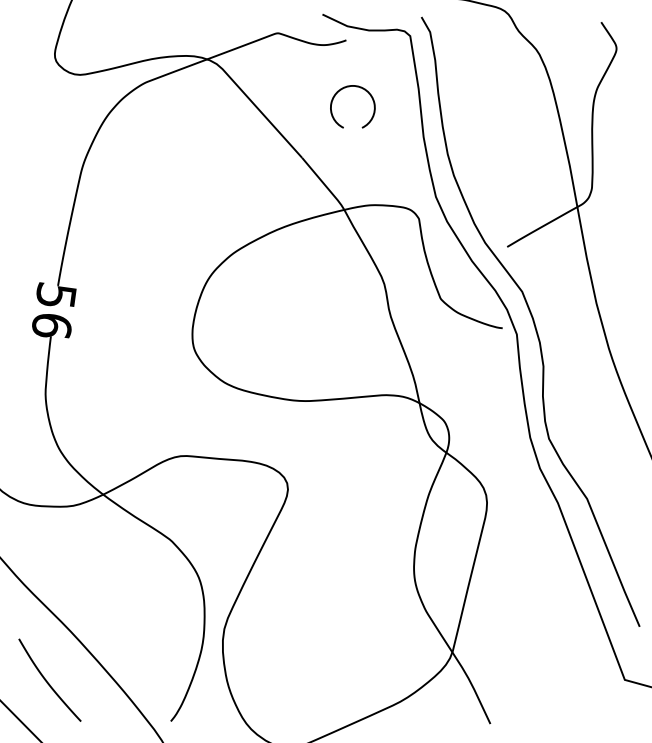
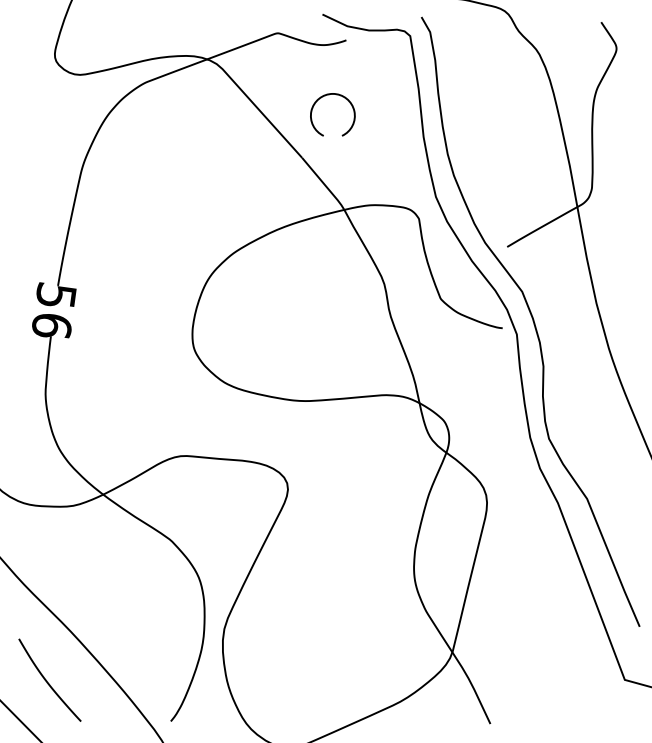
part position: (349, 87) -> (329, 95) (329, 95)
